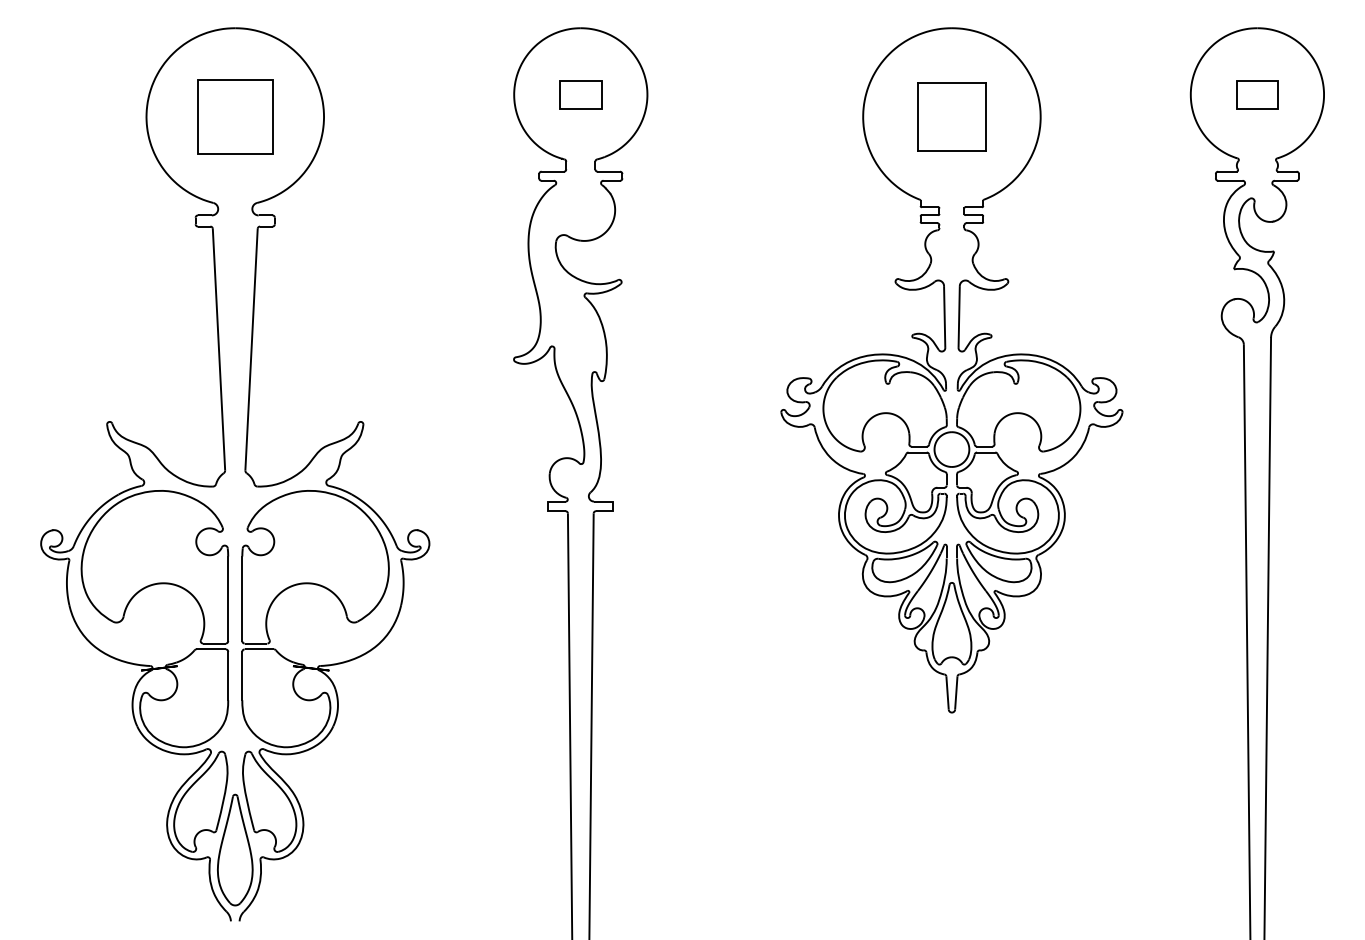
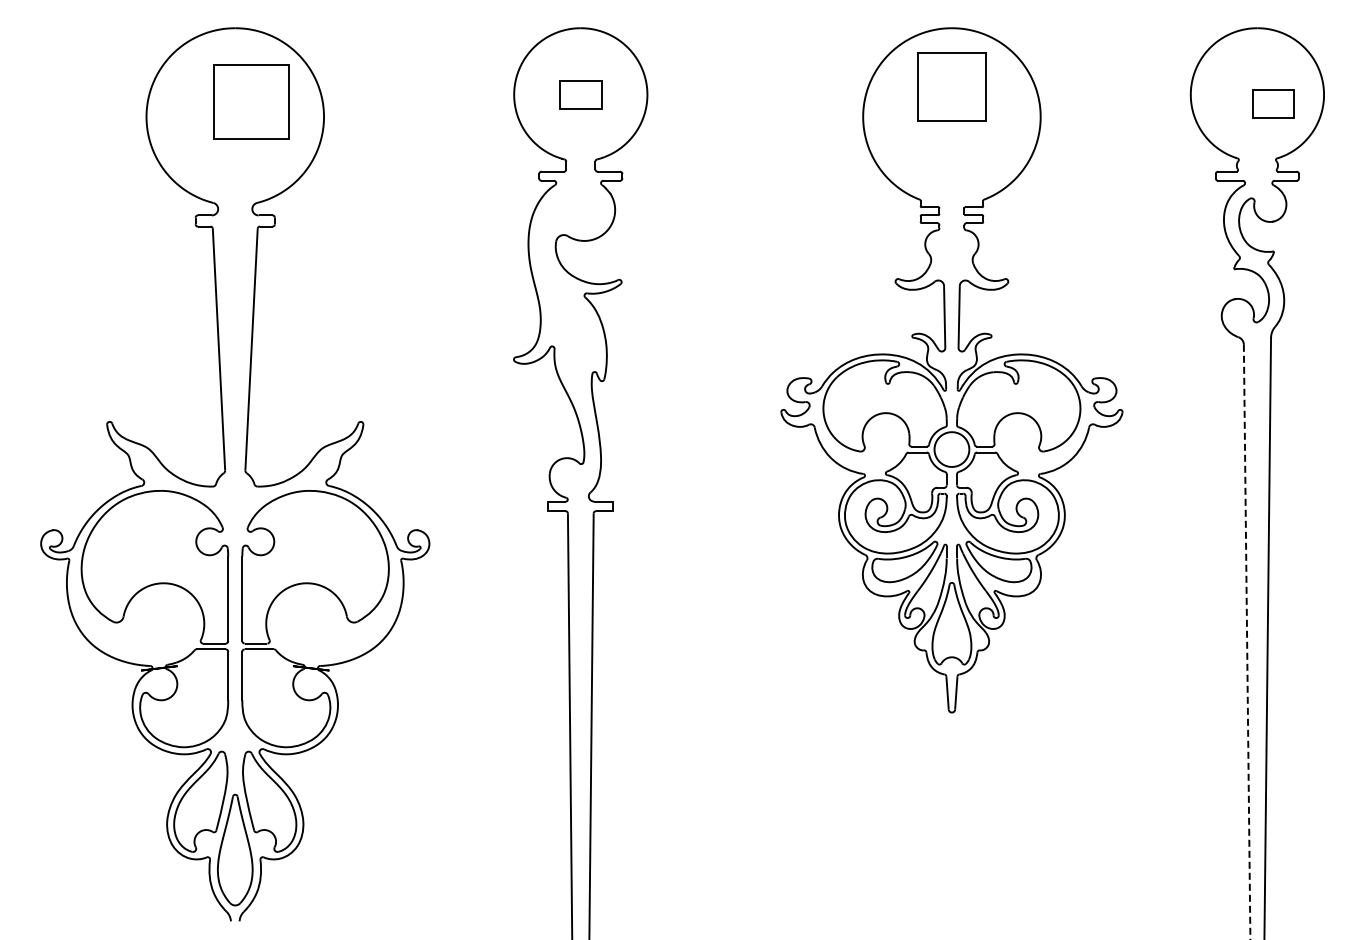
part position: (1257, 94) -> (1273, 103) (1273, 103)
part position: (235, 116) -> (251, 101) (251, 101)
part position: (951, 116) -> (951, 86) (951, 86)
line: solid -> dashed (1247, 642)
